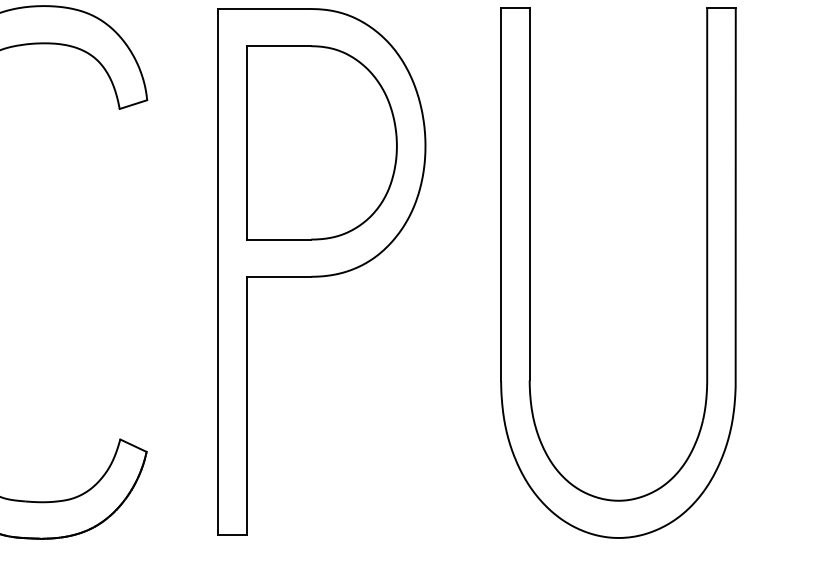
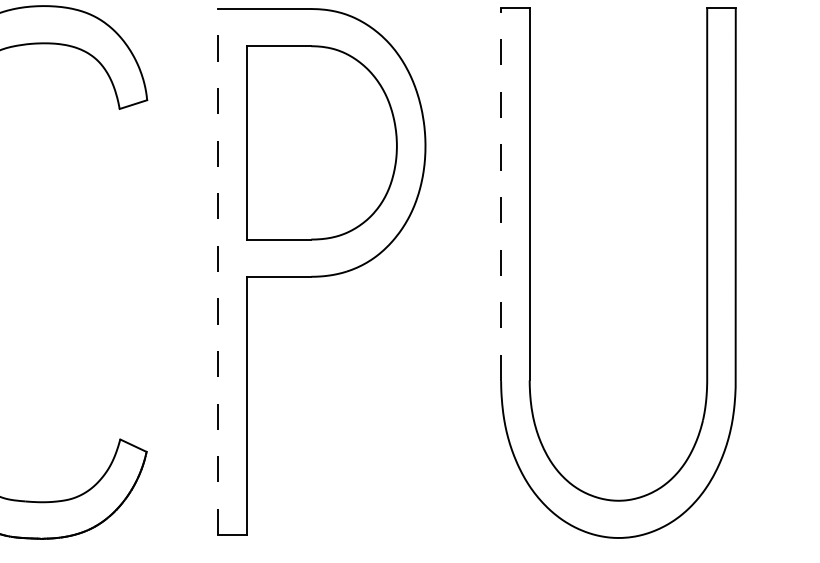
line: solid -> dashed (501, 194)
line: solid -> dashed (218, 271)
